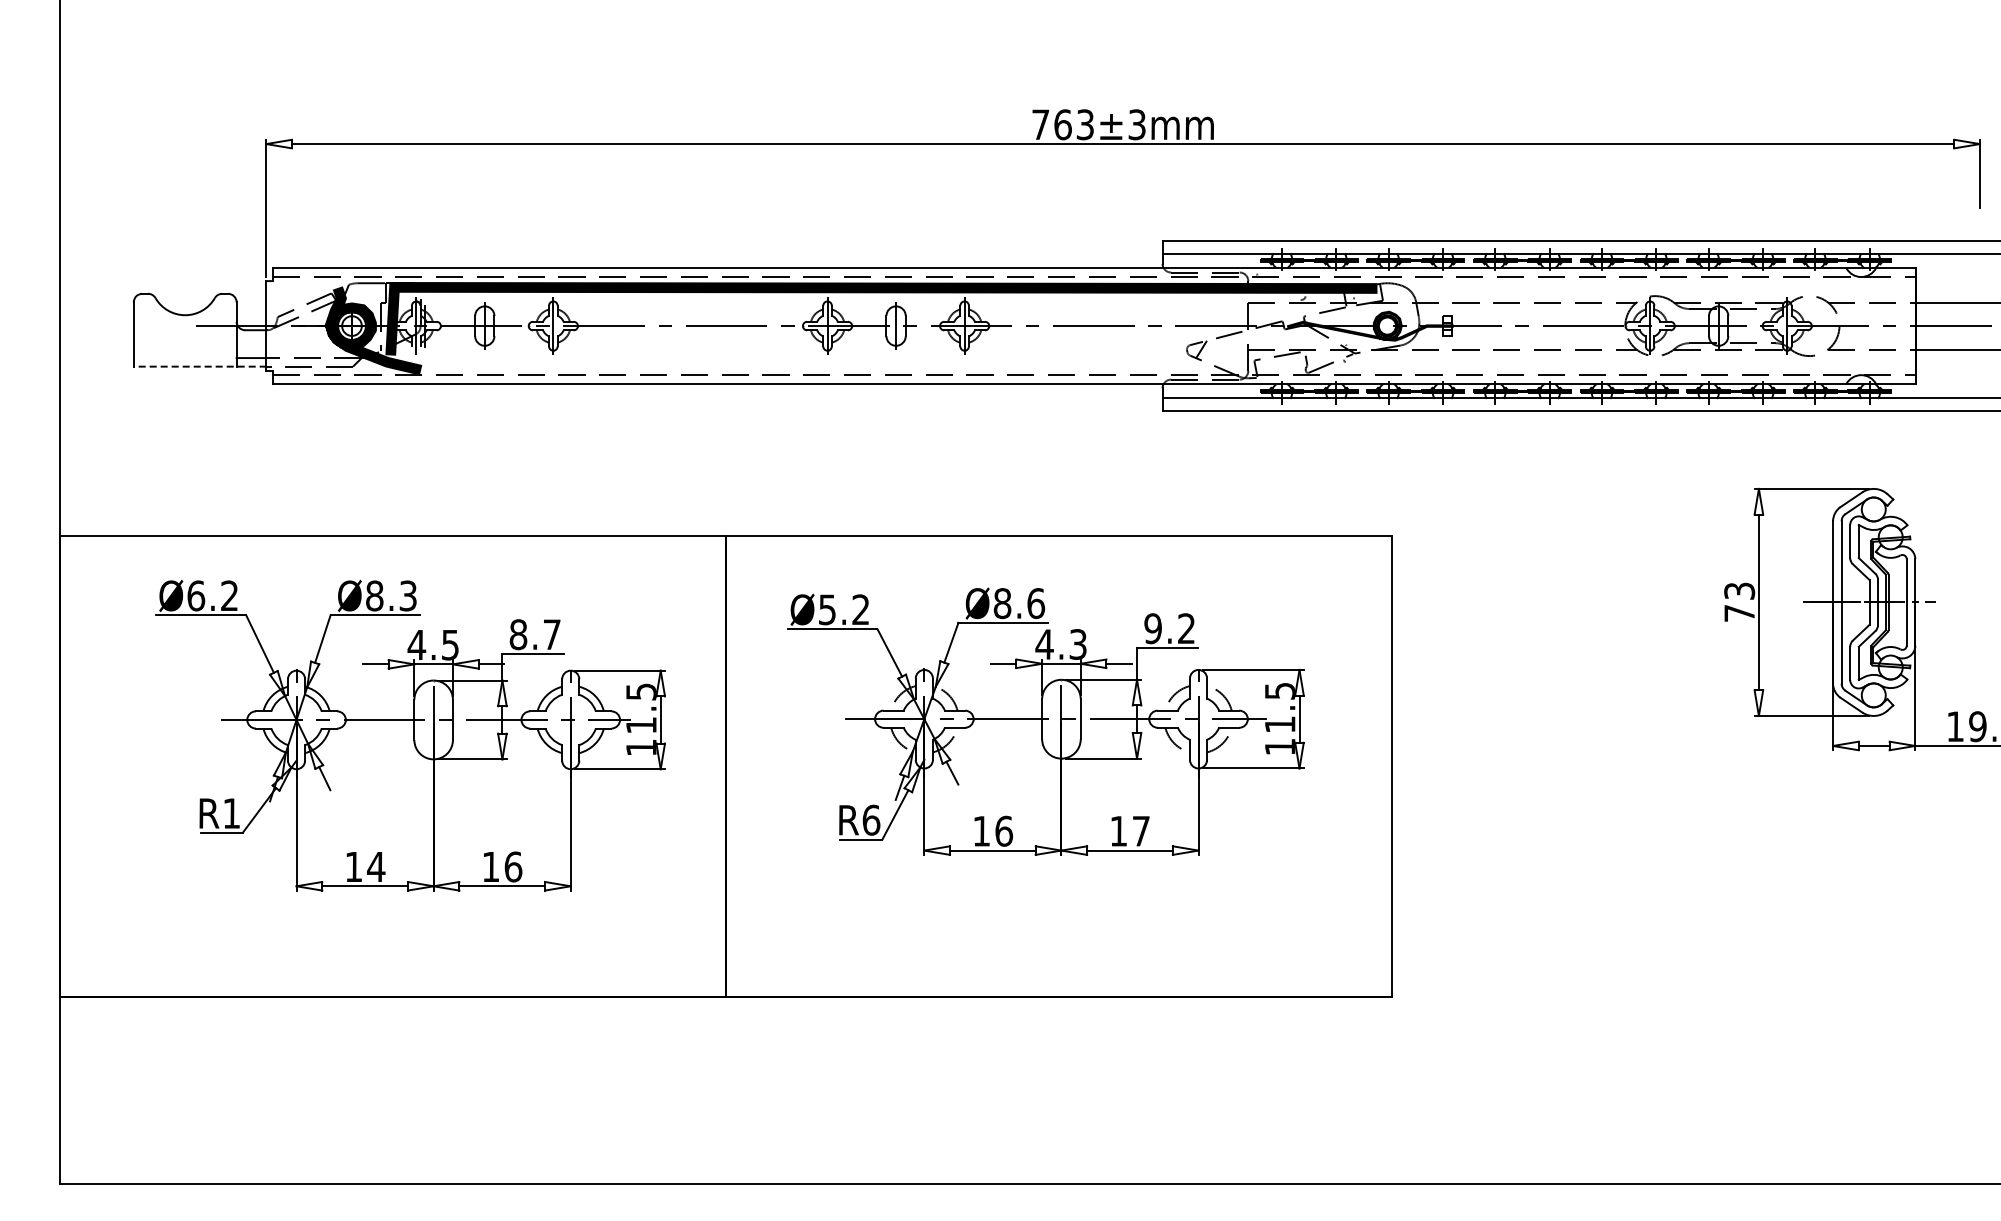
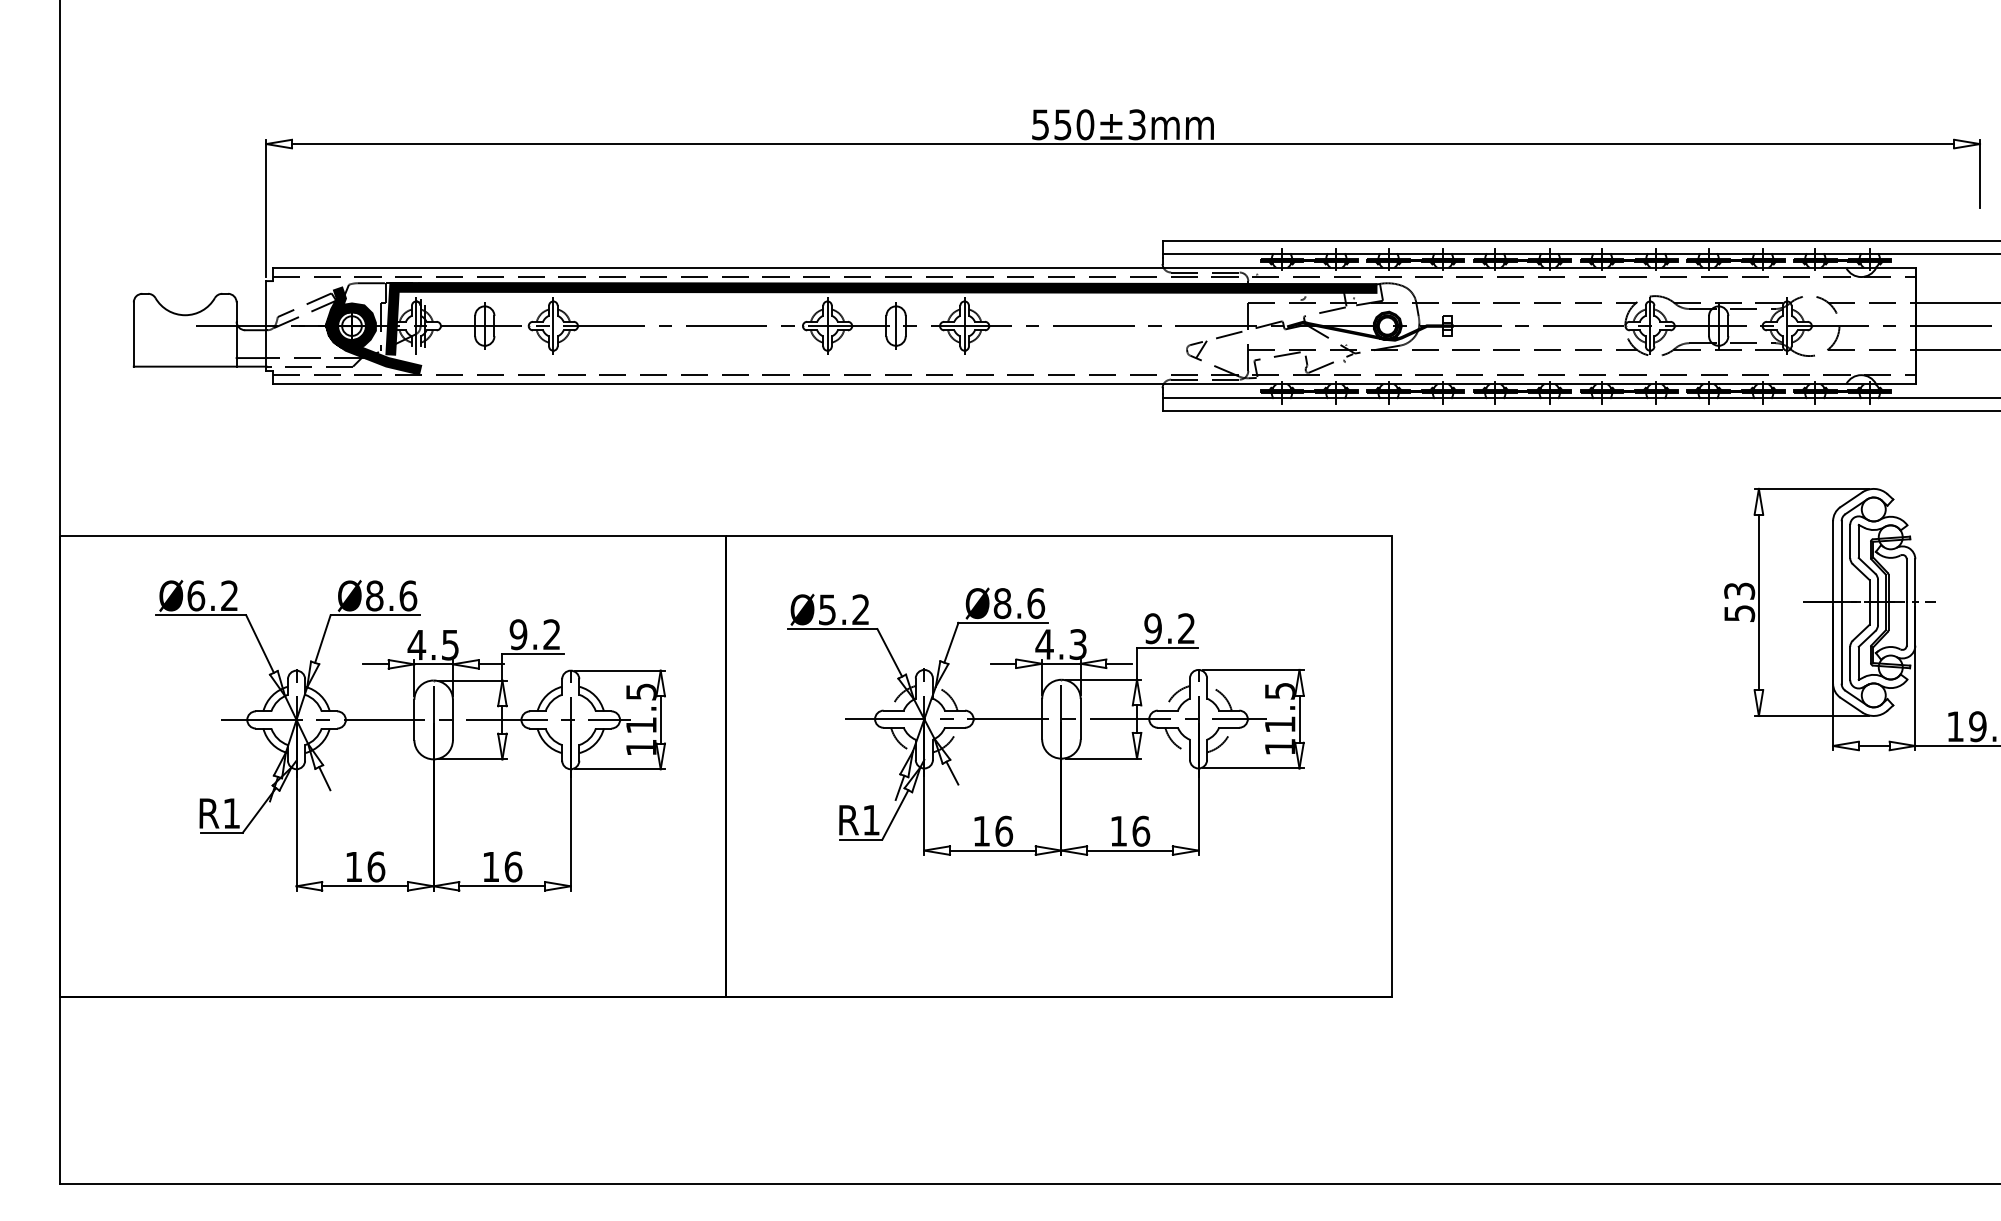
text: 763±3mm -> 550±3mm (1063, 124)
line: dashed -> solid (199, 366)
text: Ø8.3 -> Ø8.6 (408, 595)
text: 73 -> 53 (1739, 613)
text: 8.7 -> 9.2 (534, 634)
text: R6 -> R1 (871, 819)
text: 17 -> 16 (1141, 830)
text: 14 -> 16 (376, 866)
